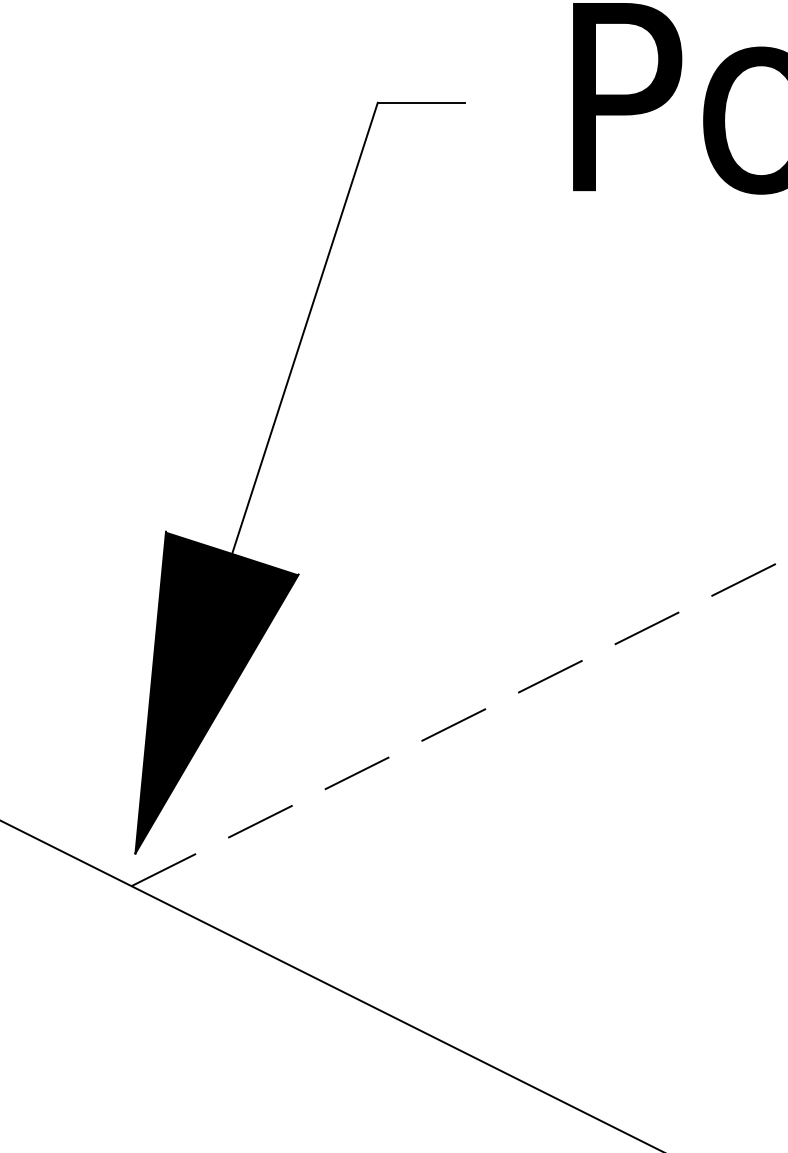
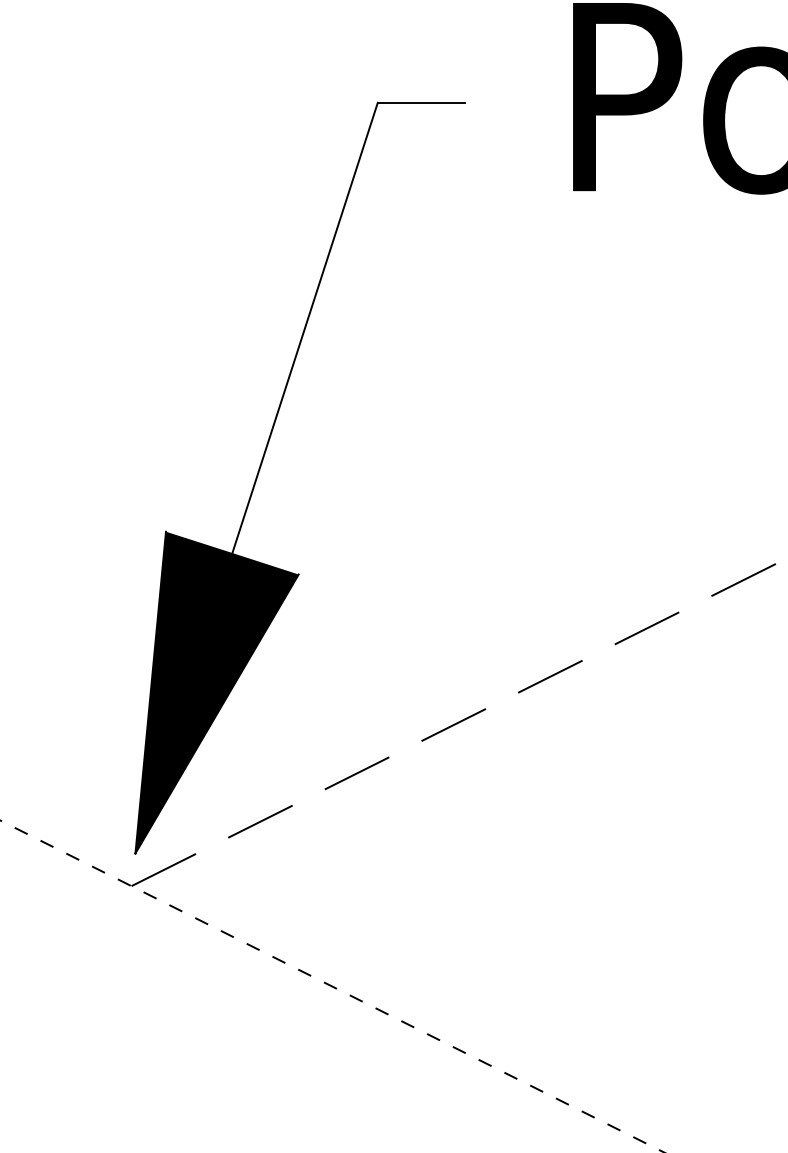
line: solid -> dashed (332, 986)
